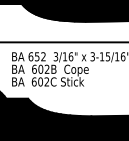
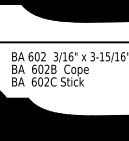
text: 652 -> 602 (36, 56)
